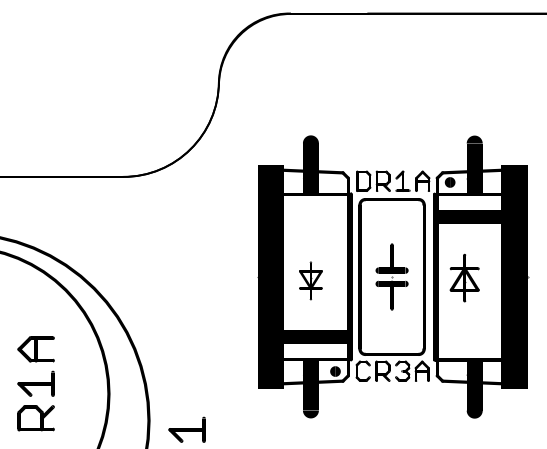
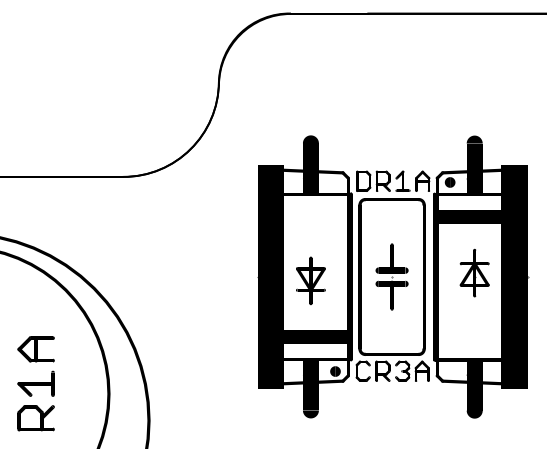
part position: (464, 277) -> (474, 272) (474, 272)
part size: 24x40 px -> 30x50 px (310, 280)
part: present -> none (186, 429)
